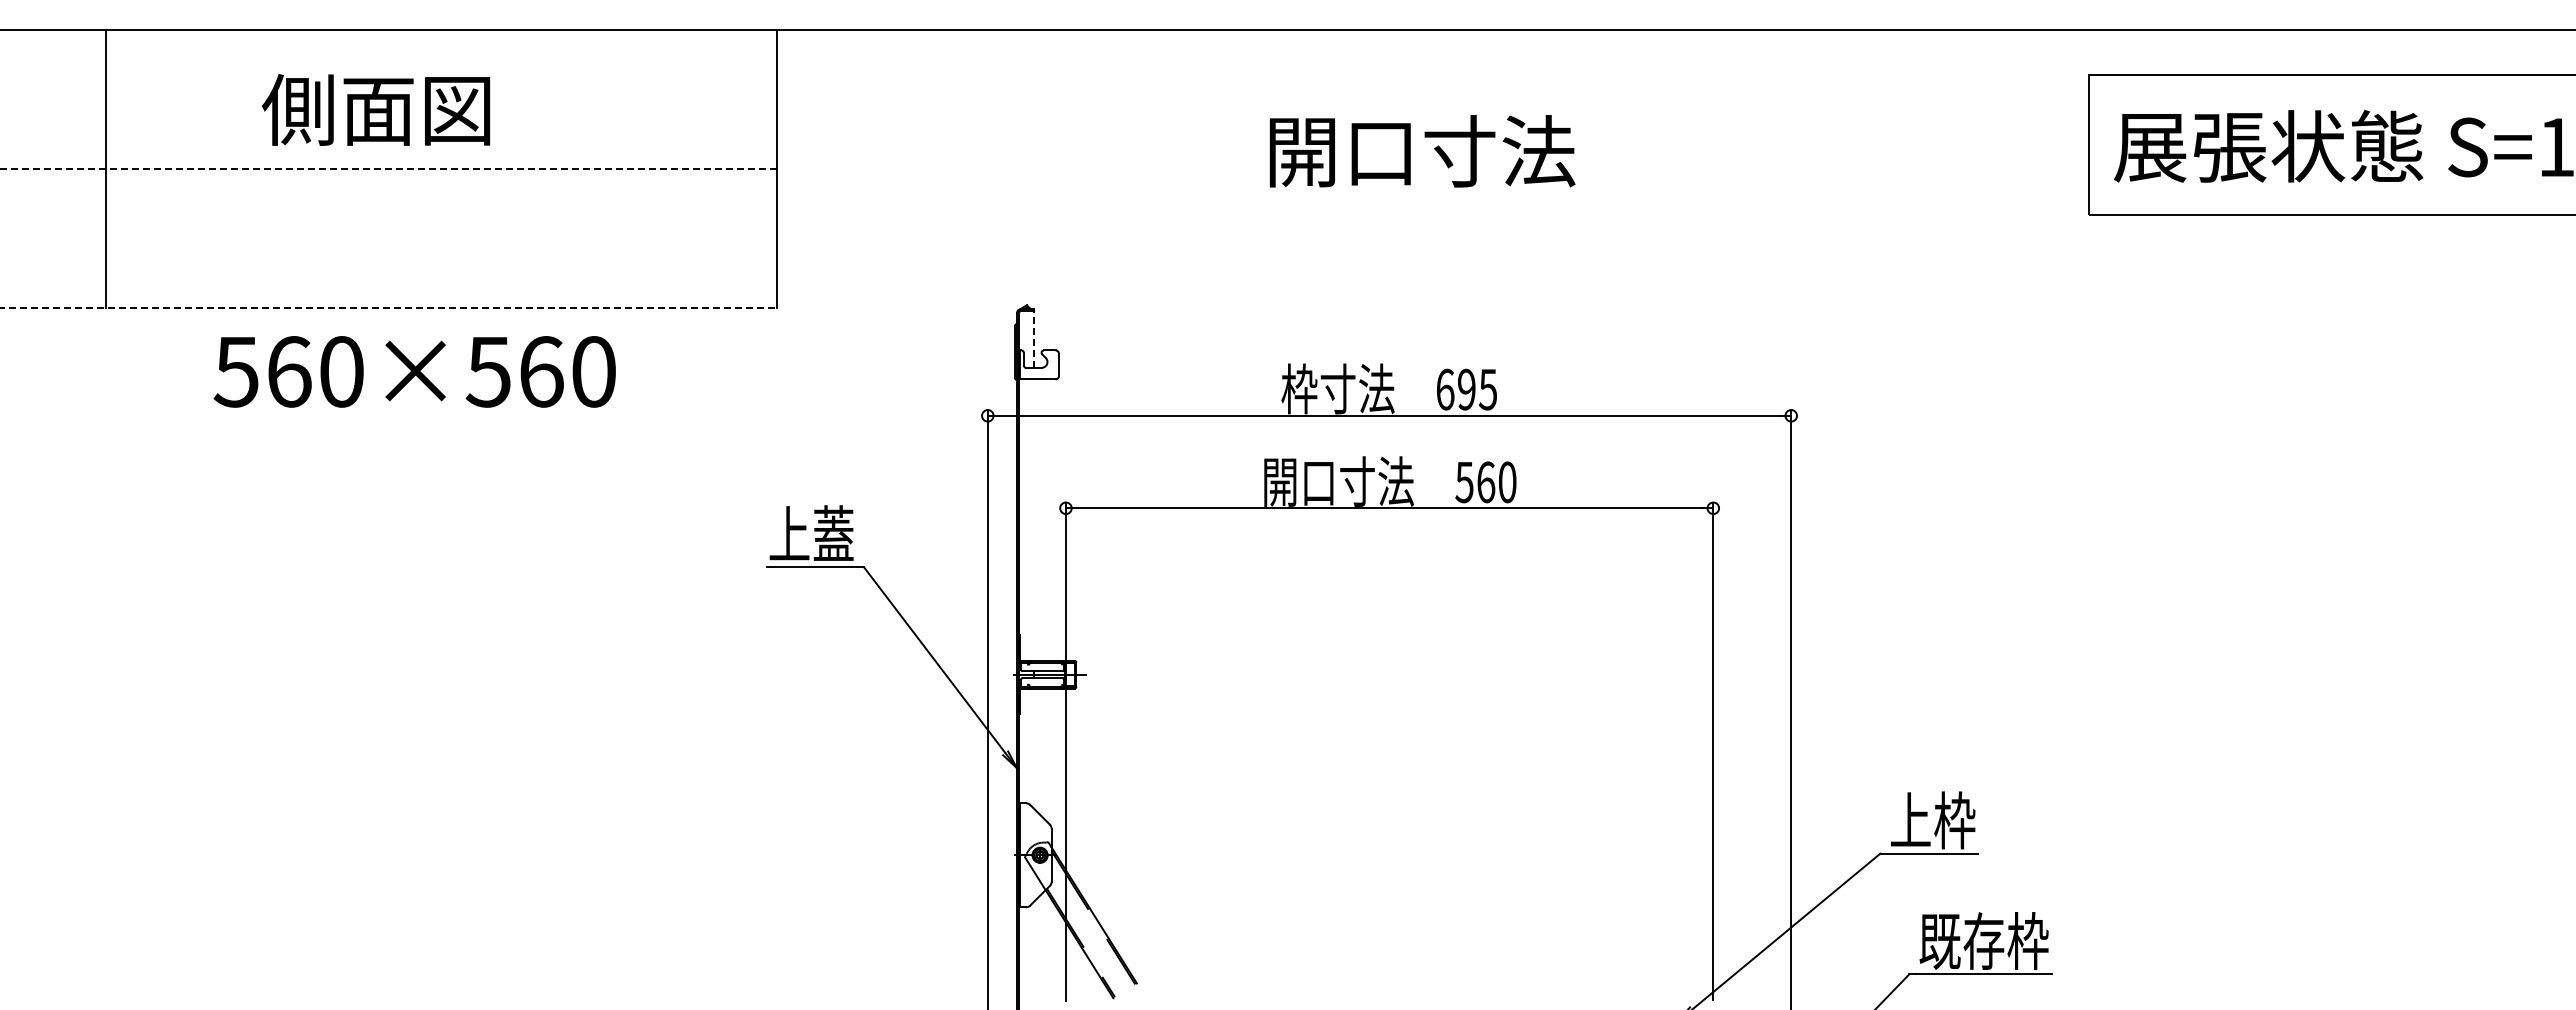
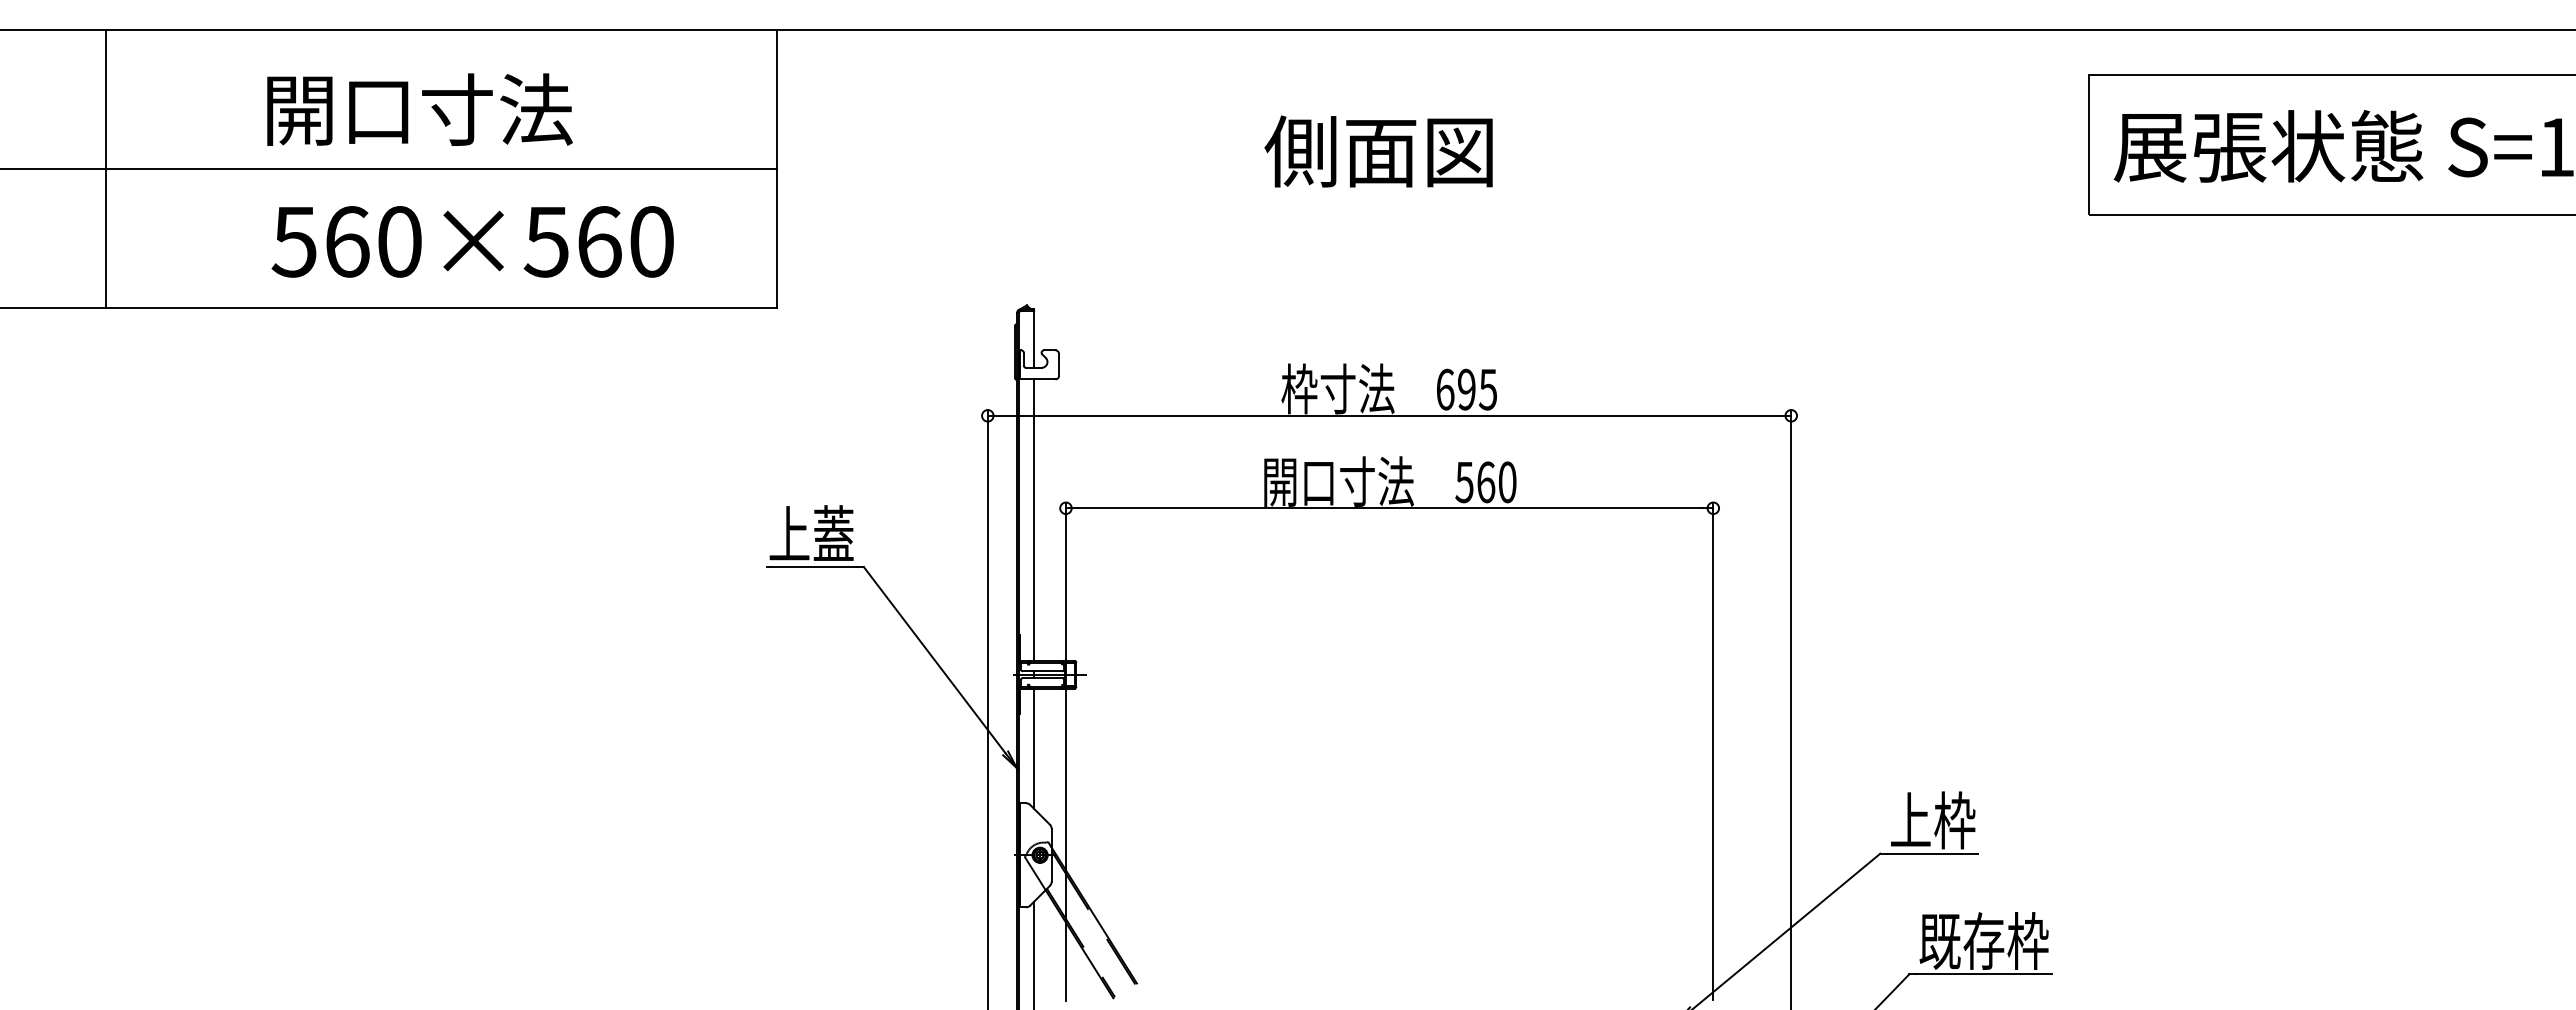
text: 側面図 -> 開口寸法 (417, 109)
text: 開口寸法 -> 側面図 (1419, 151)
line: dashed -> solid (388, 168)
line: dashed -> solid (389, 307)
line: dashed -> solid (1034, 338)
text position: (414, 371) -> (472, 241) (472, 241)
line: none -> present (1034, 519)
line: none -> present (1034, 748)
line: none -> present (1034, 953)
